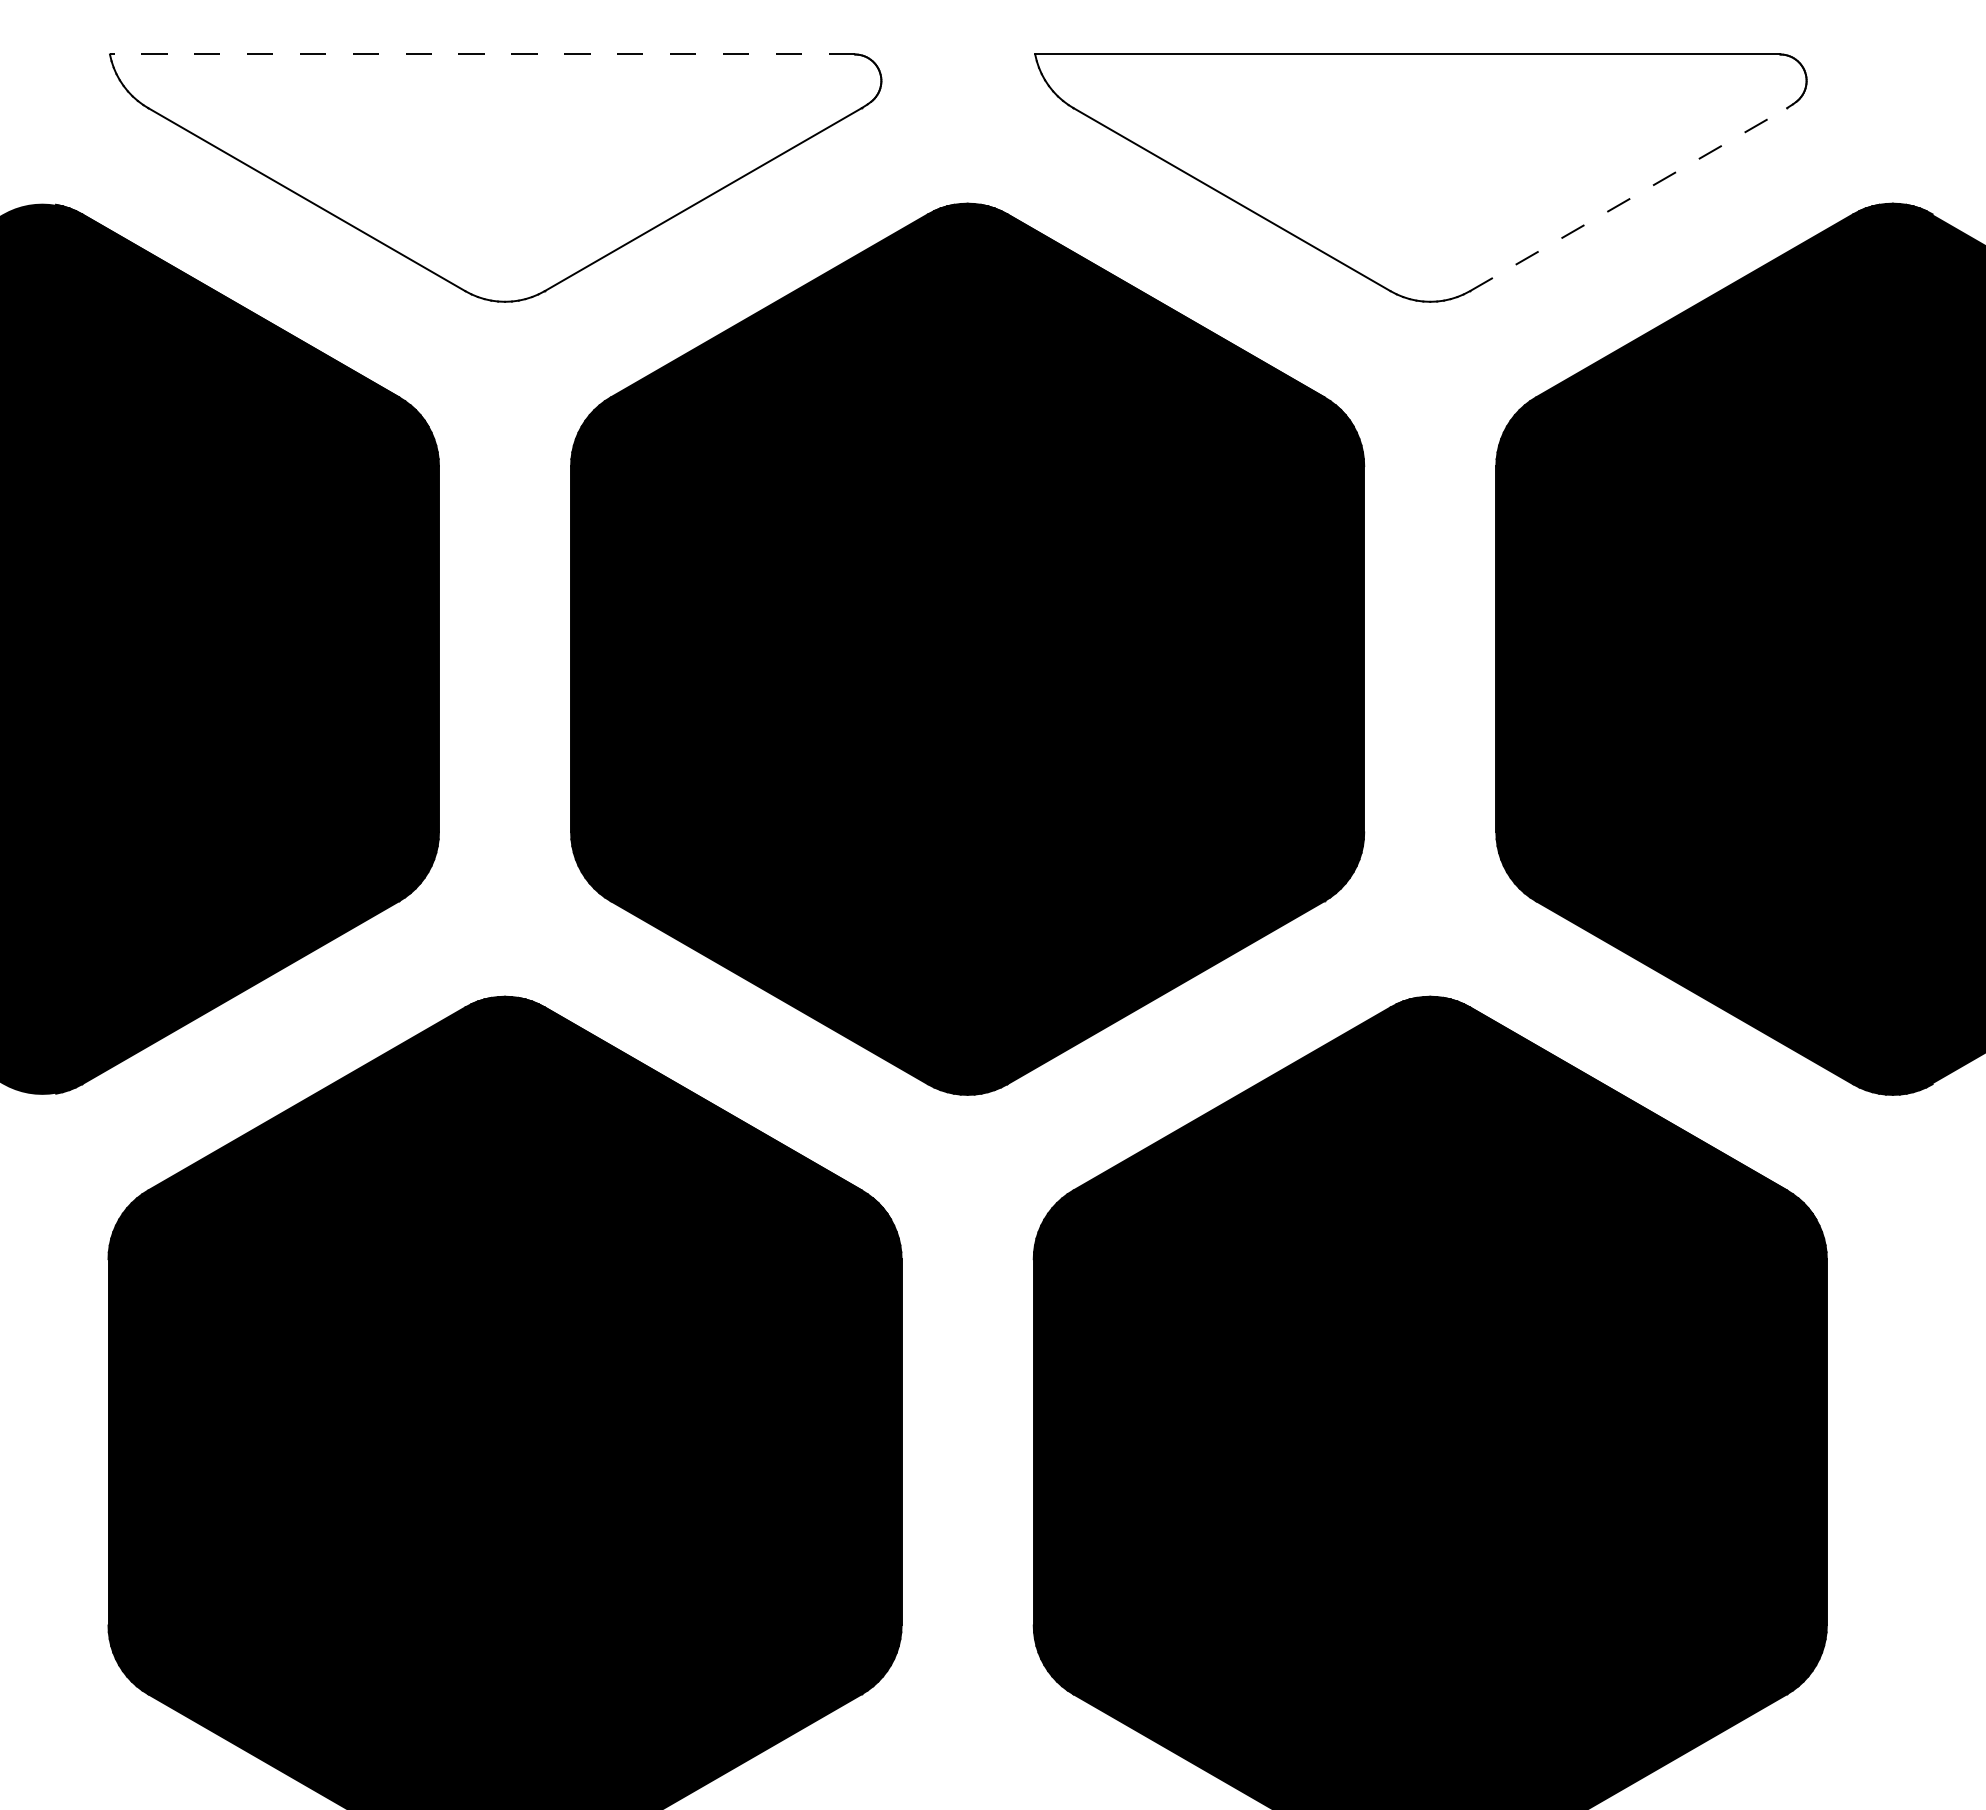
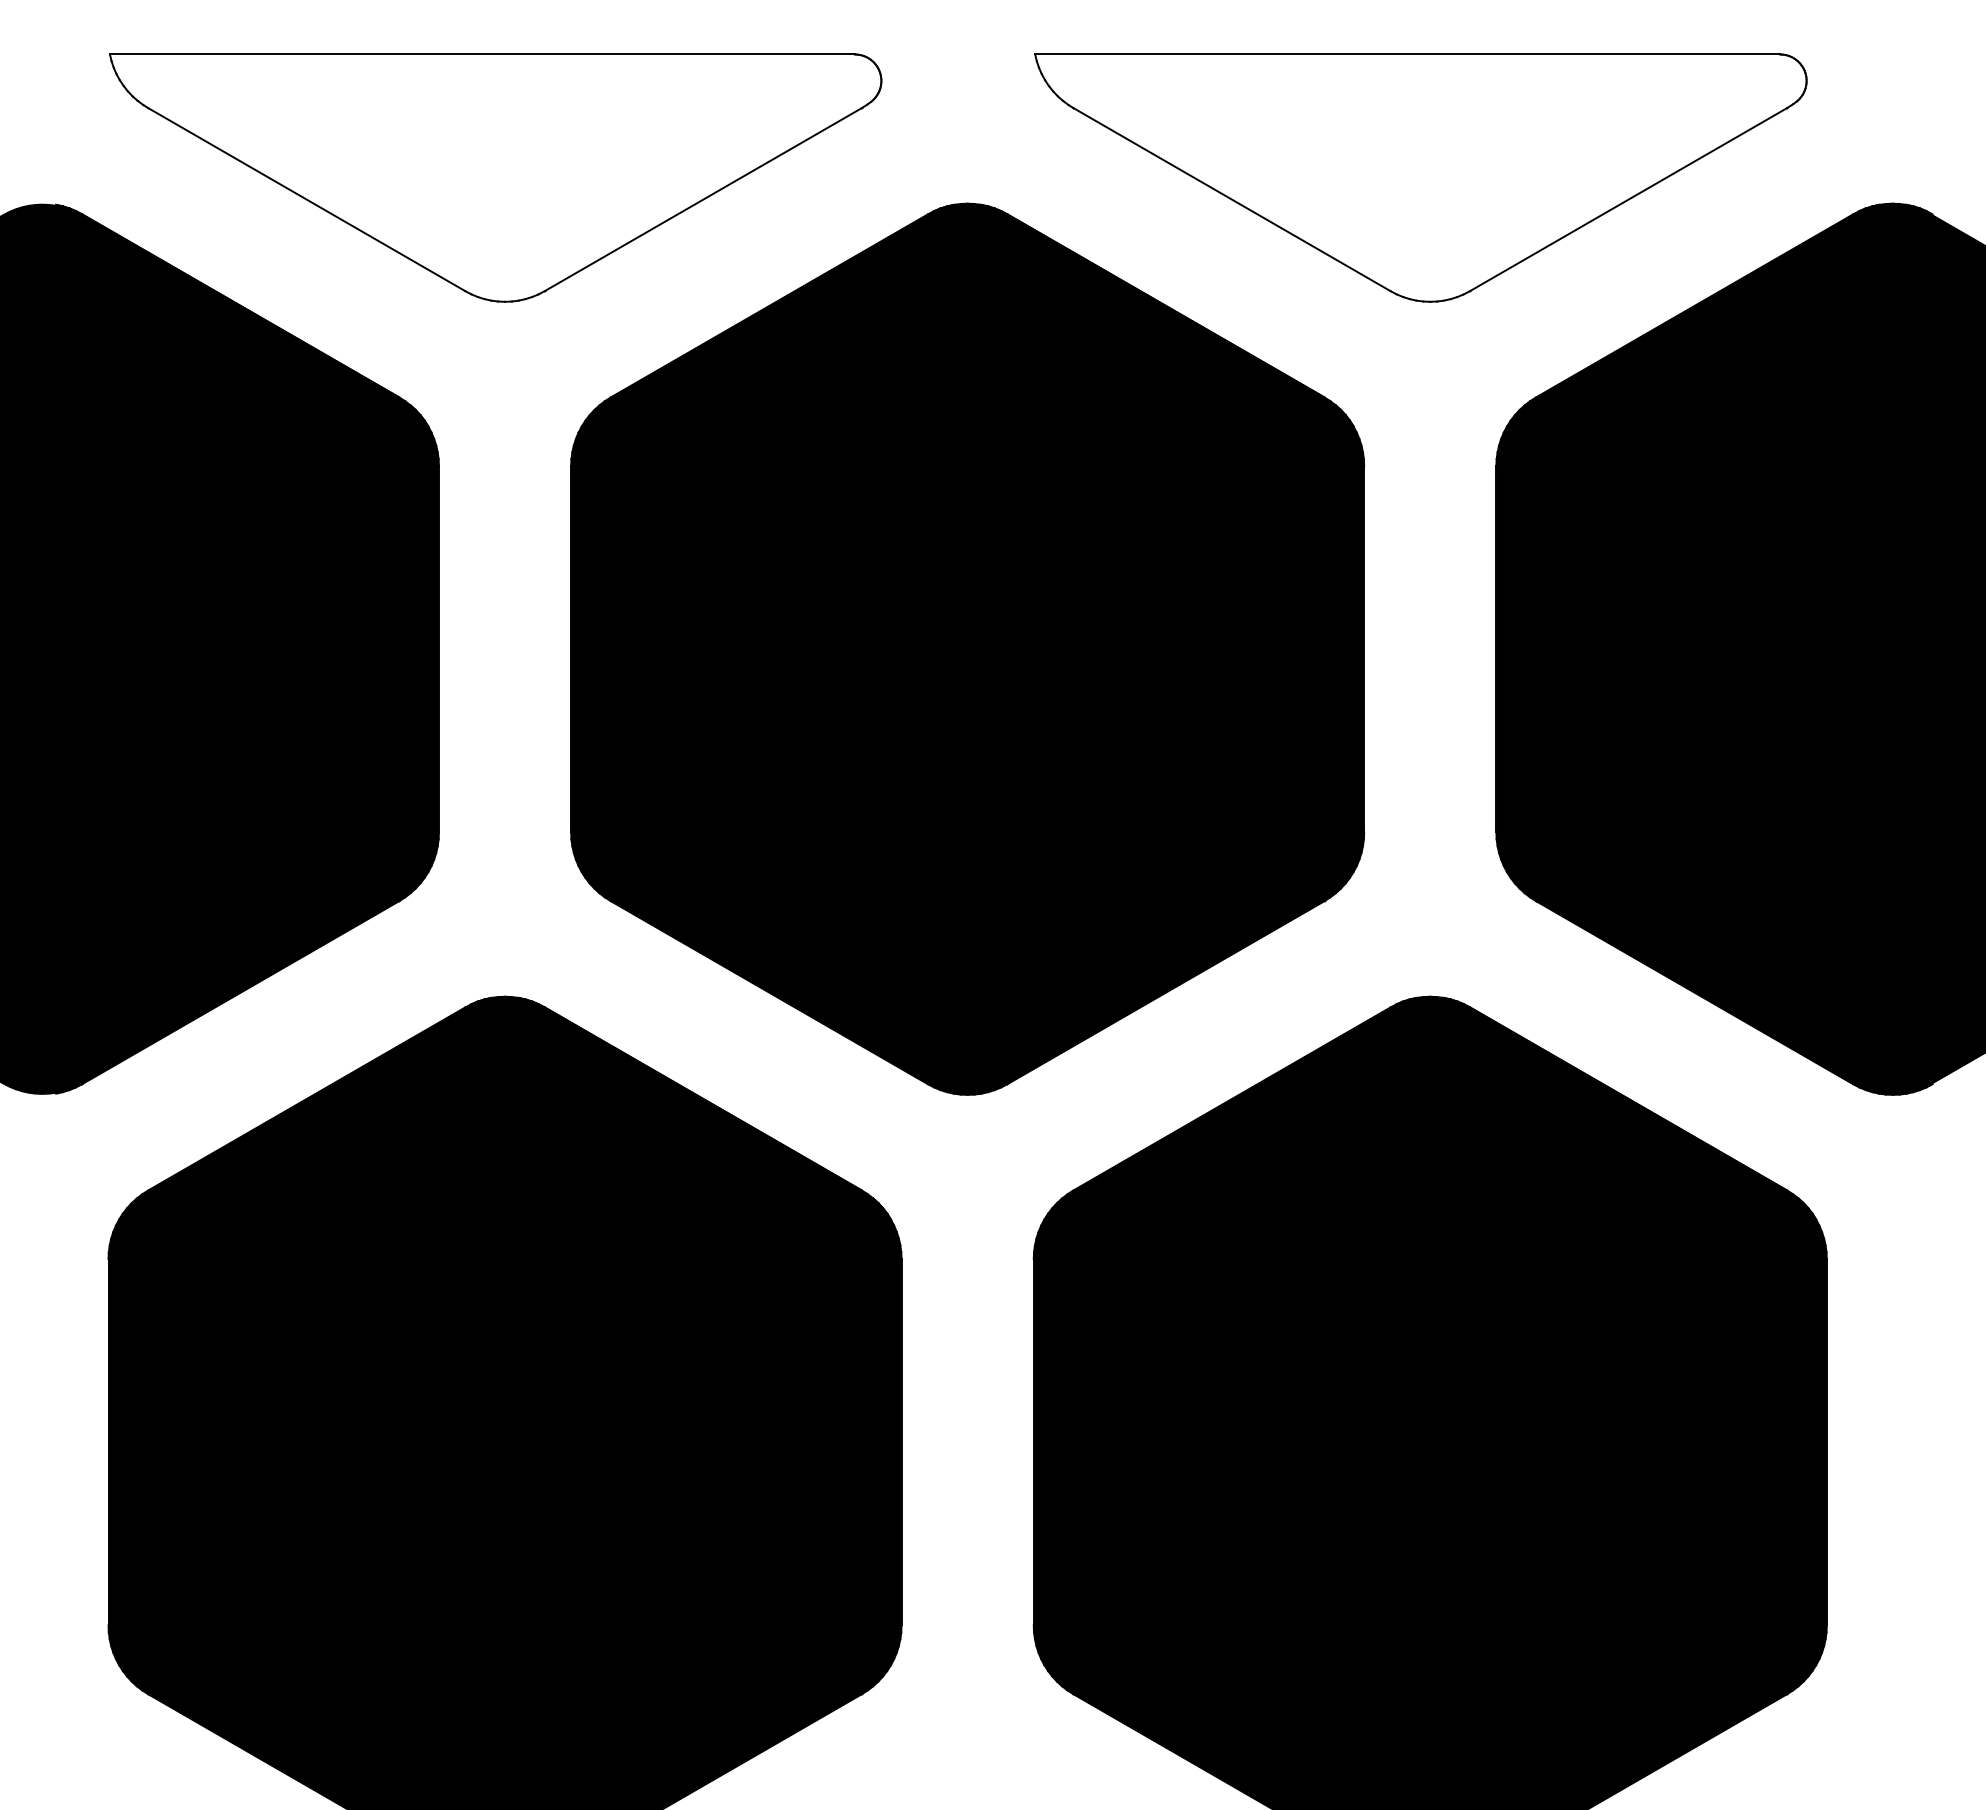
line: dashed -> solid (481, 54)
line: dashed -> solid (1628, 199)
